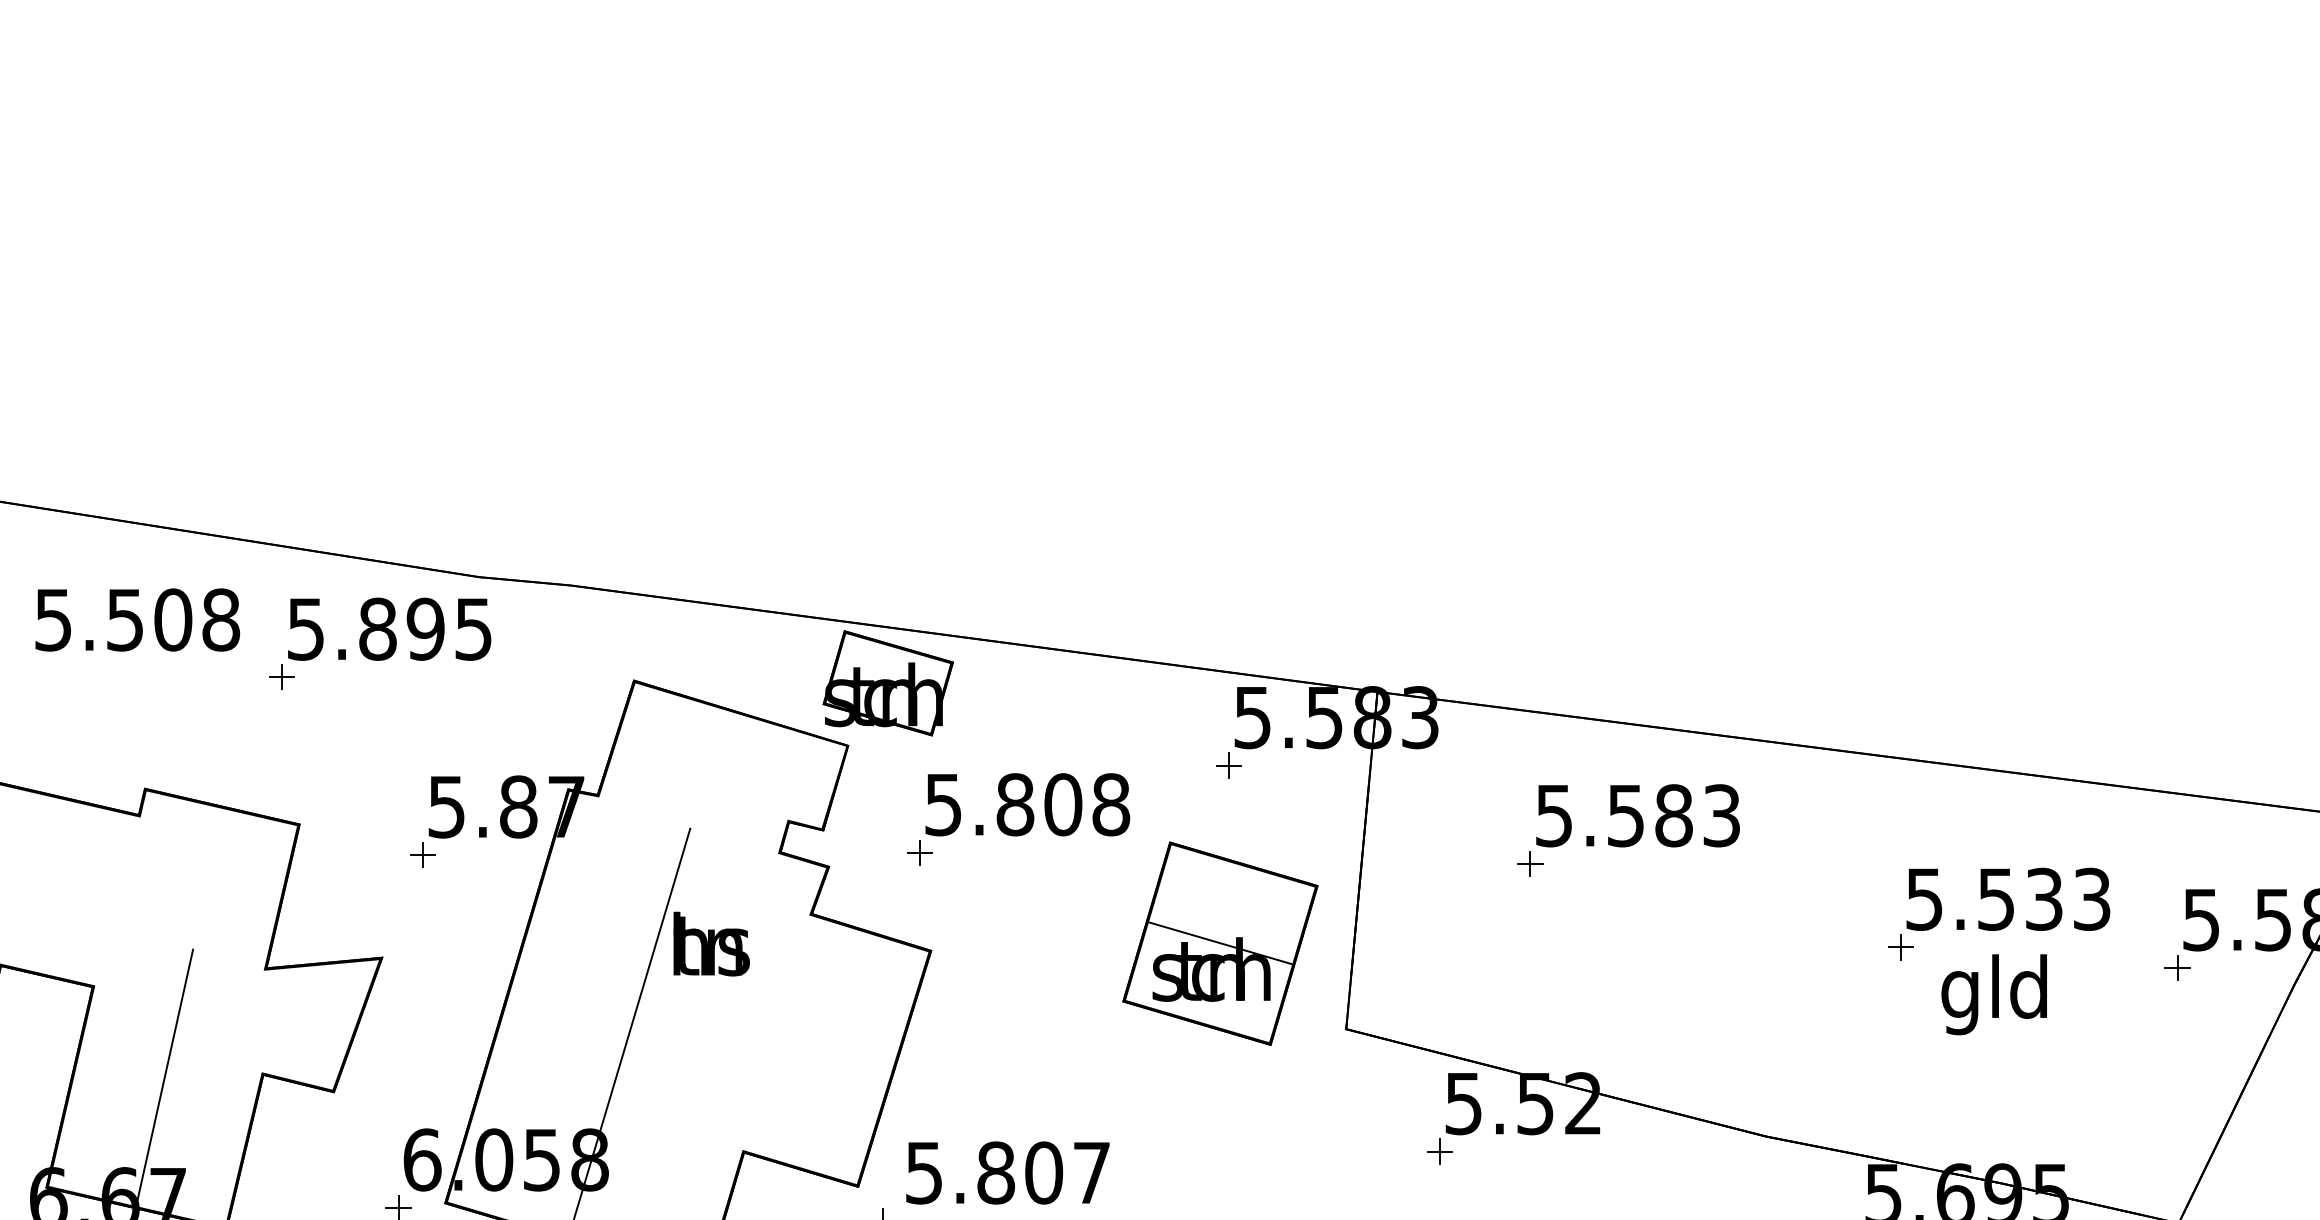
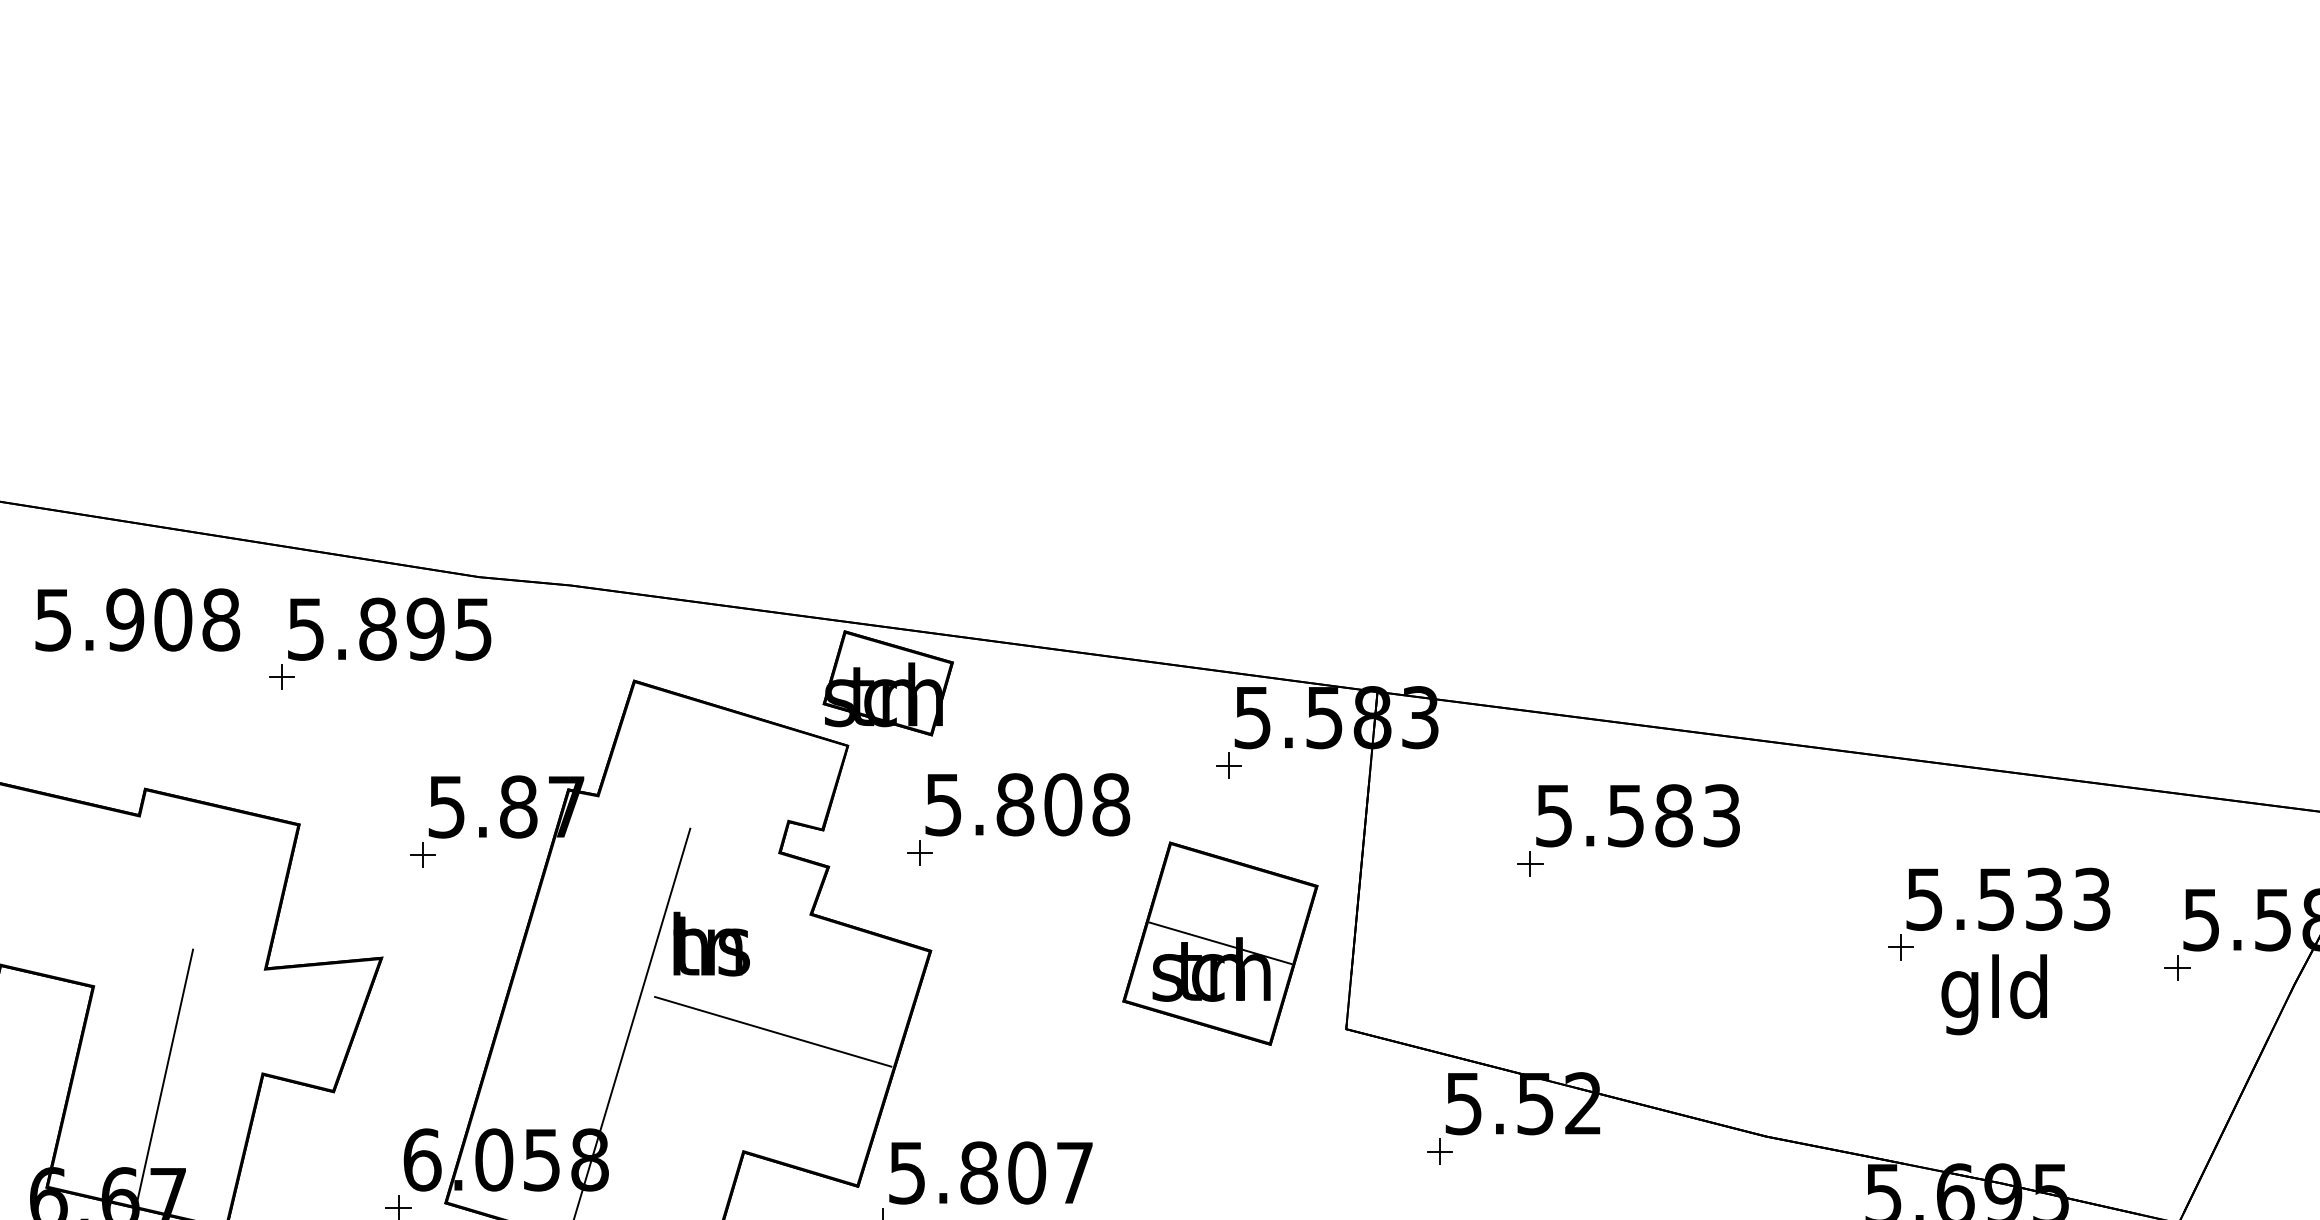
text: 5.508 -> 5.908 (125, 619)
line: none -> present (773, 1031)
text position: (1007, 1172) -> (990, 1172) (990, 1172)
